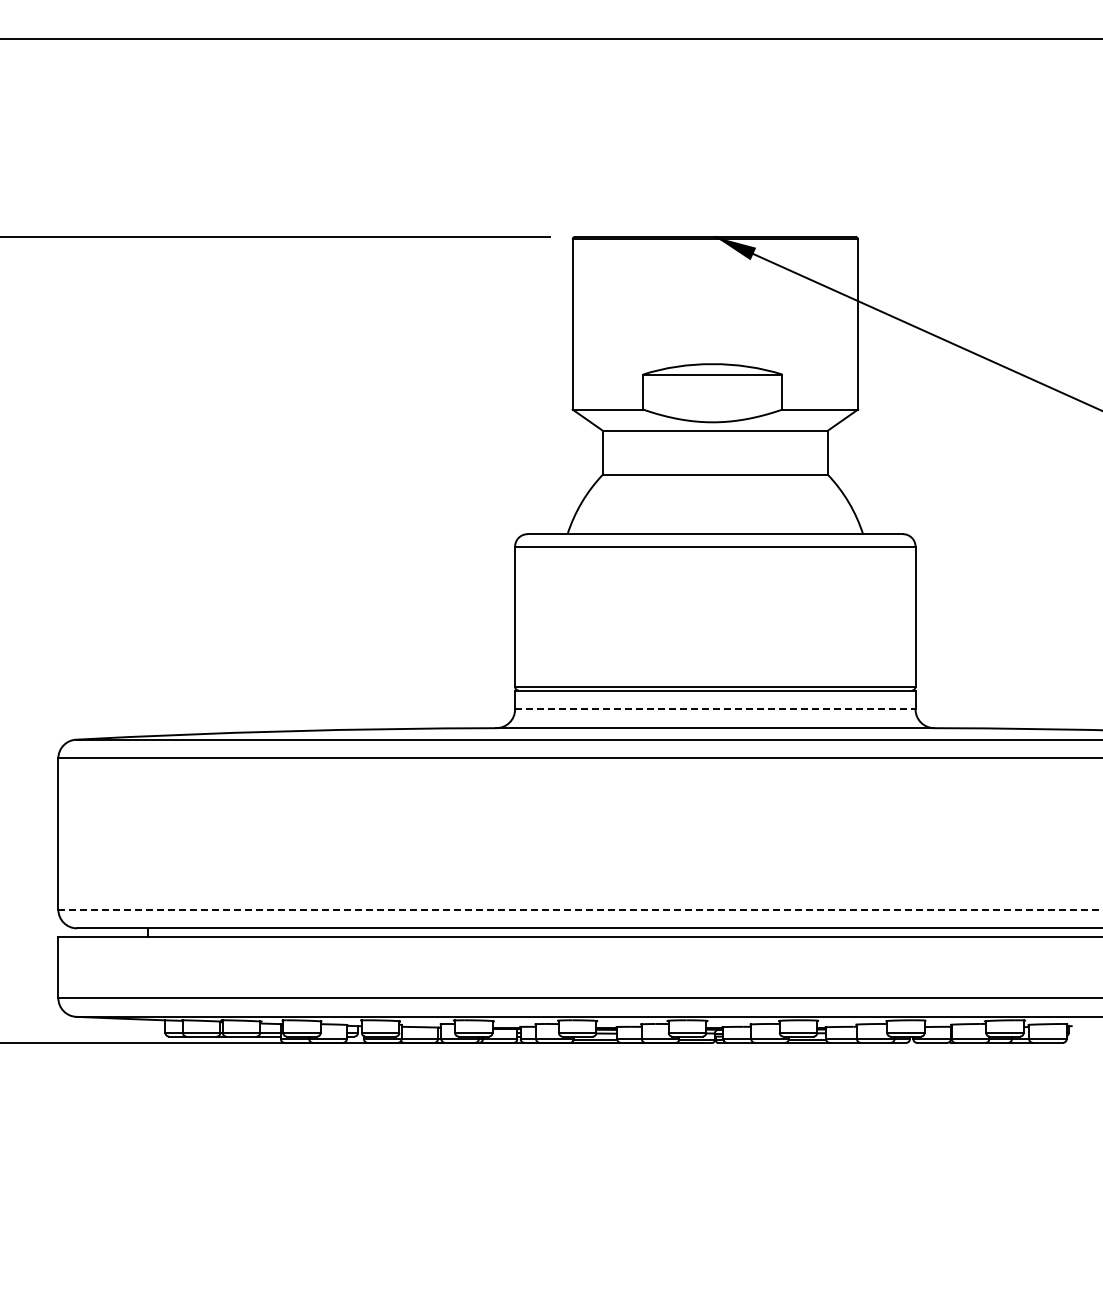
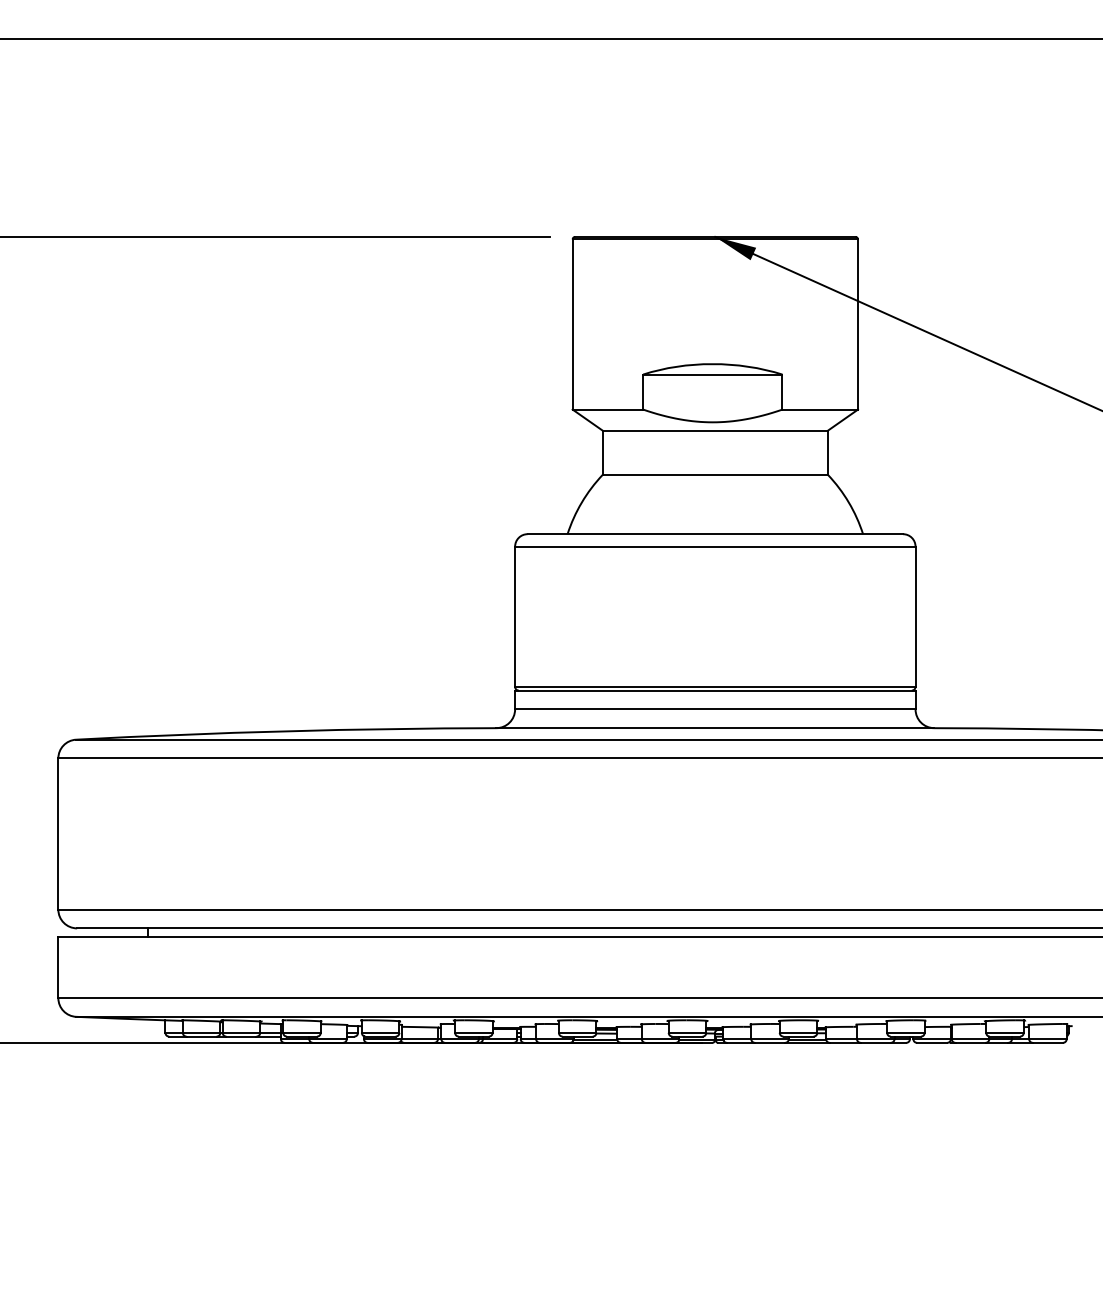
line: dashed -> solid (715, 709)
line: dashed -> solid (580, 909)
